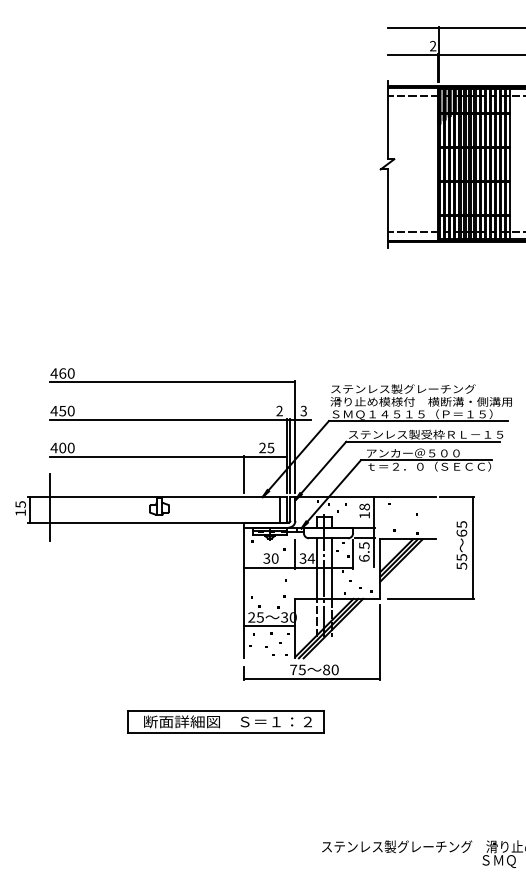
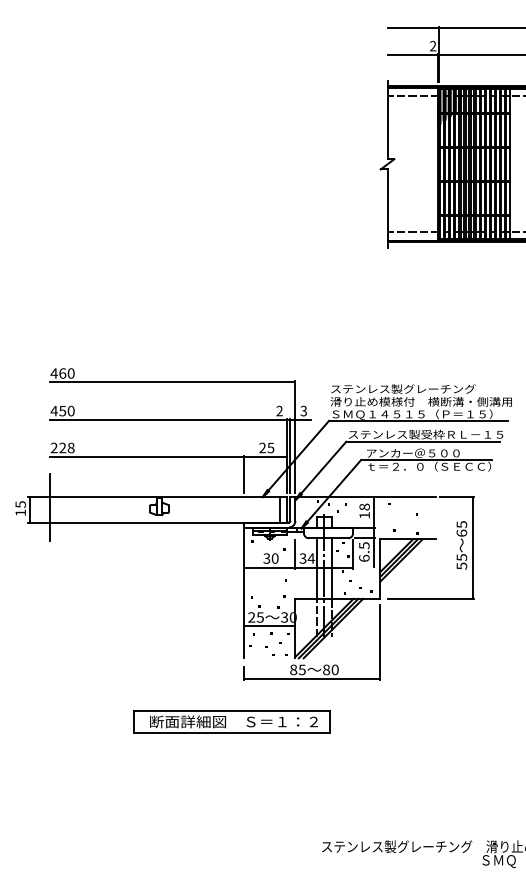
text: 400 -> 228 (62, 447)
text: 75 -> 85 (293, 669)
part position: (225, 721) -> (231, 721) (231, 721)
